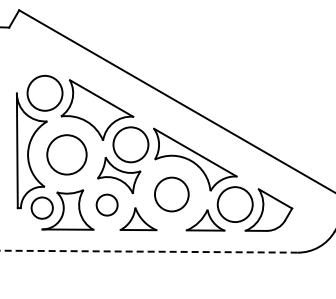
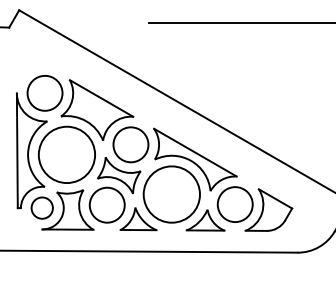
line: none -> present (240, 22)
circle diameter: 39 px -> 56 px (66, 154)
circle diameter: 34 px -> 56 px (171, 194)
circle size: 24x24 px -> 38x38 px (106, 204)
line: dashed -> solid (148, 251)
